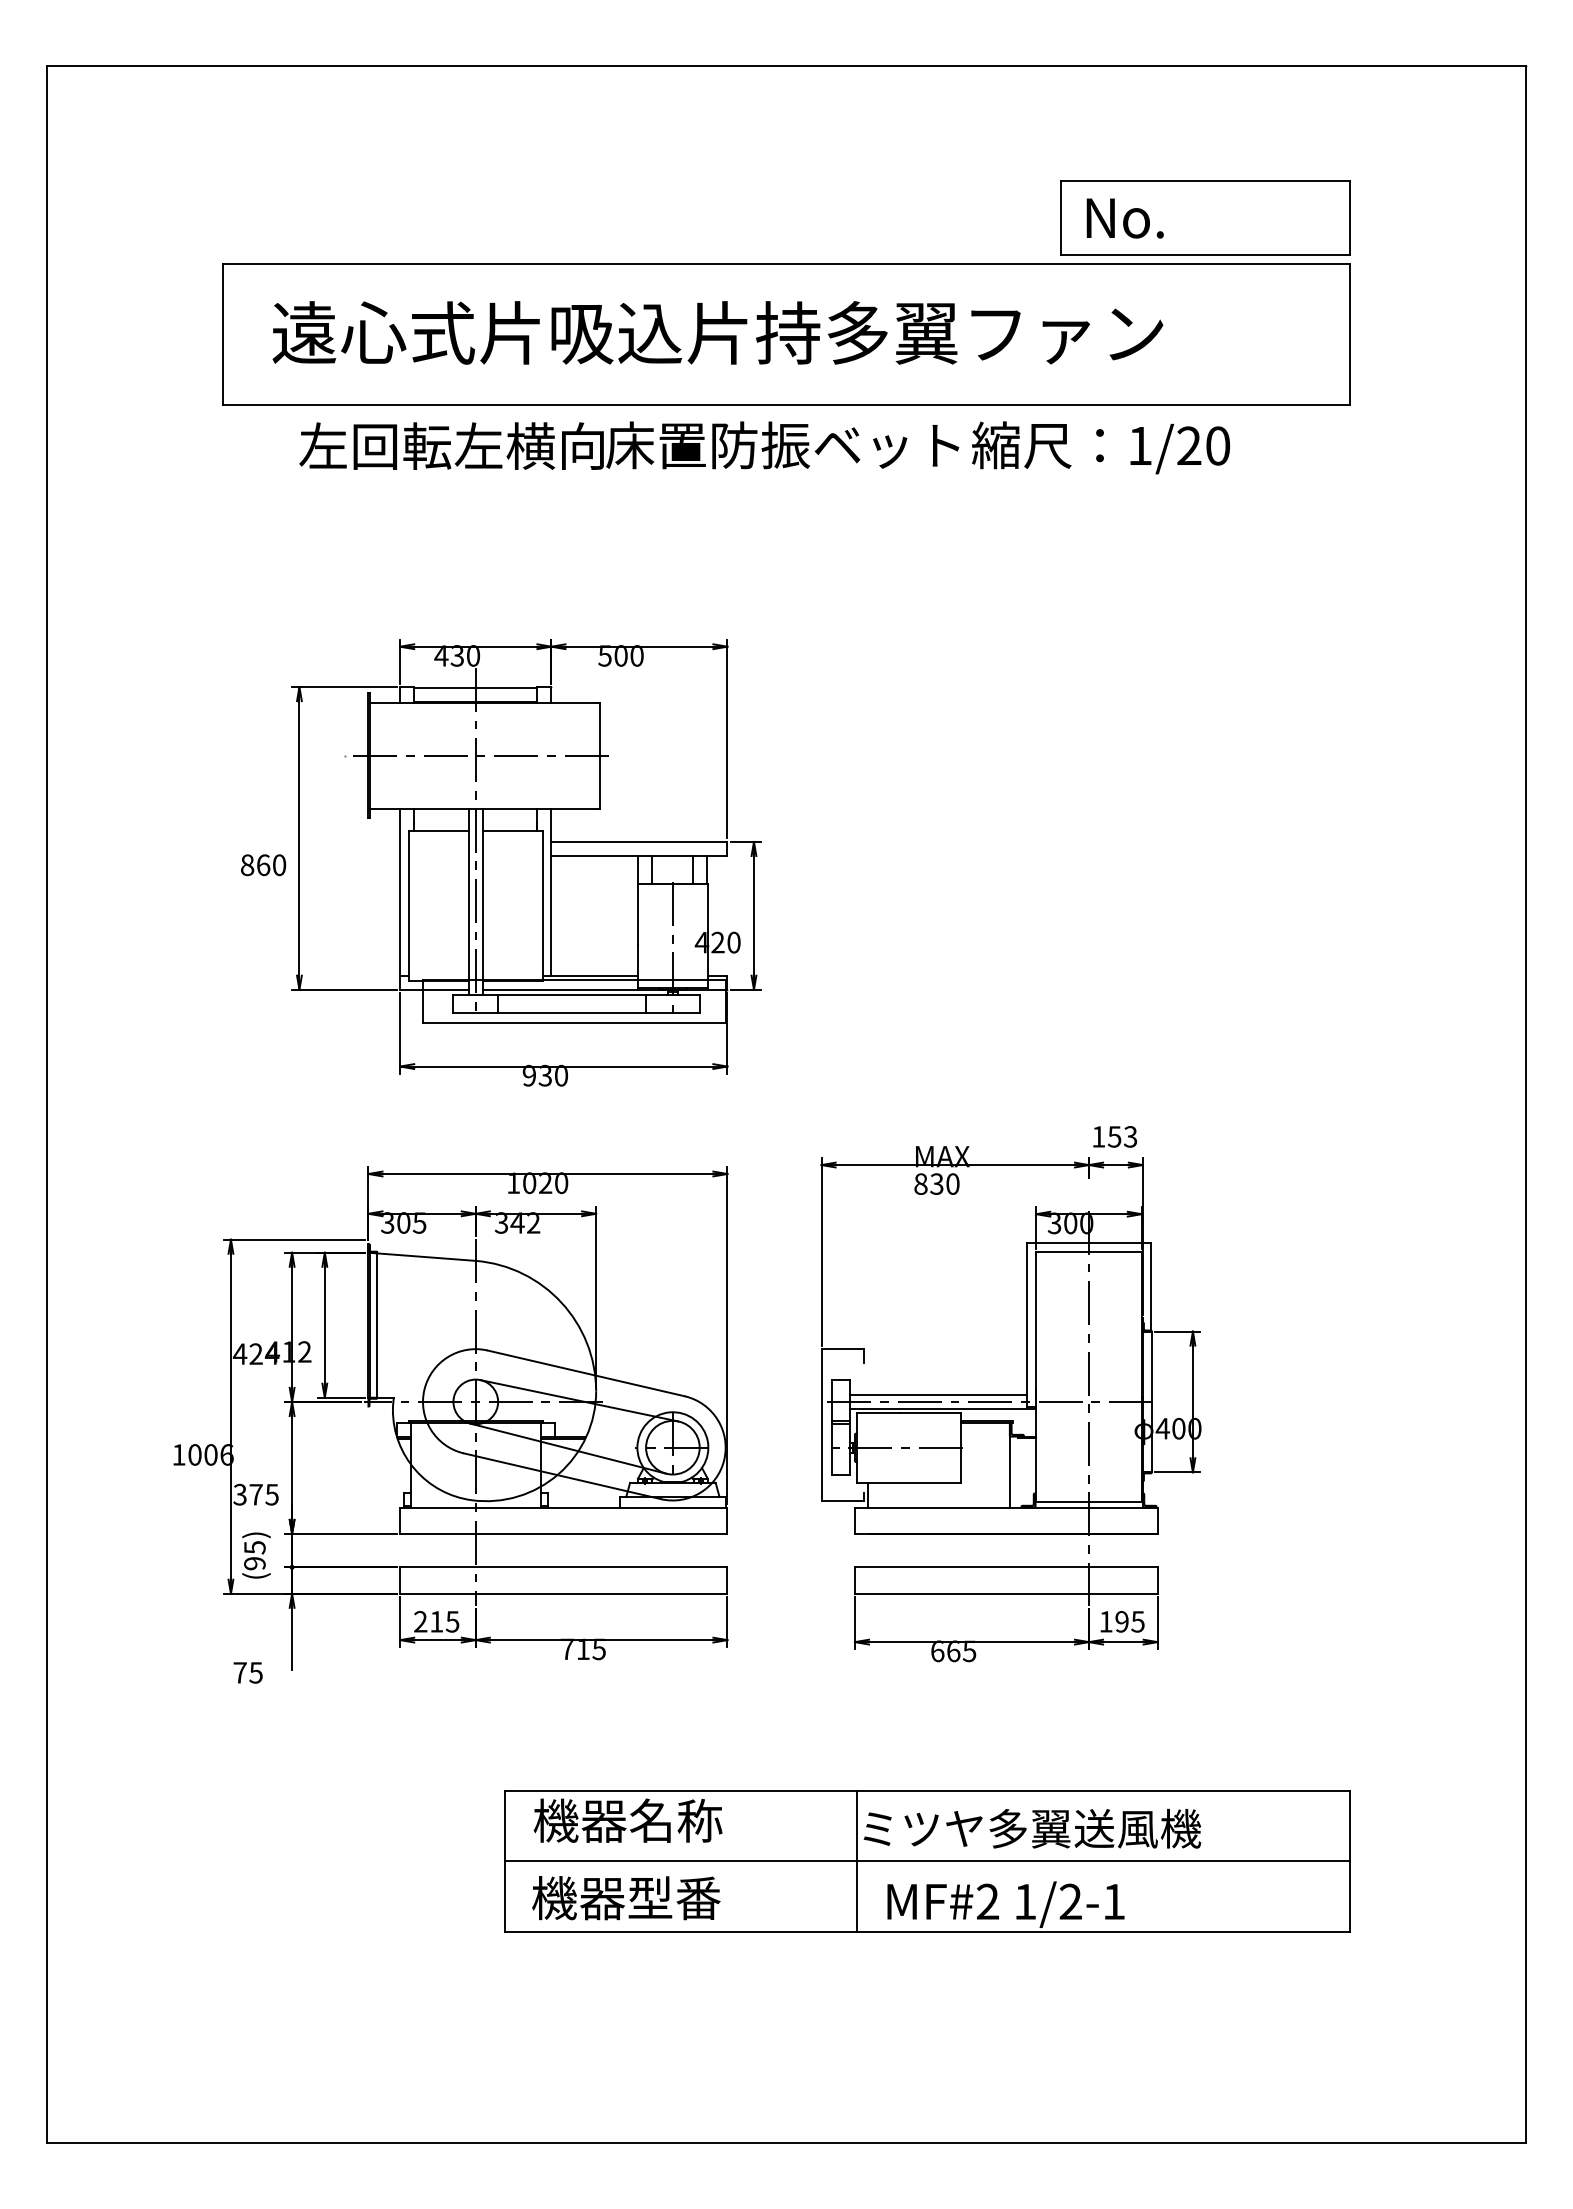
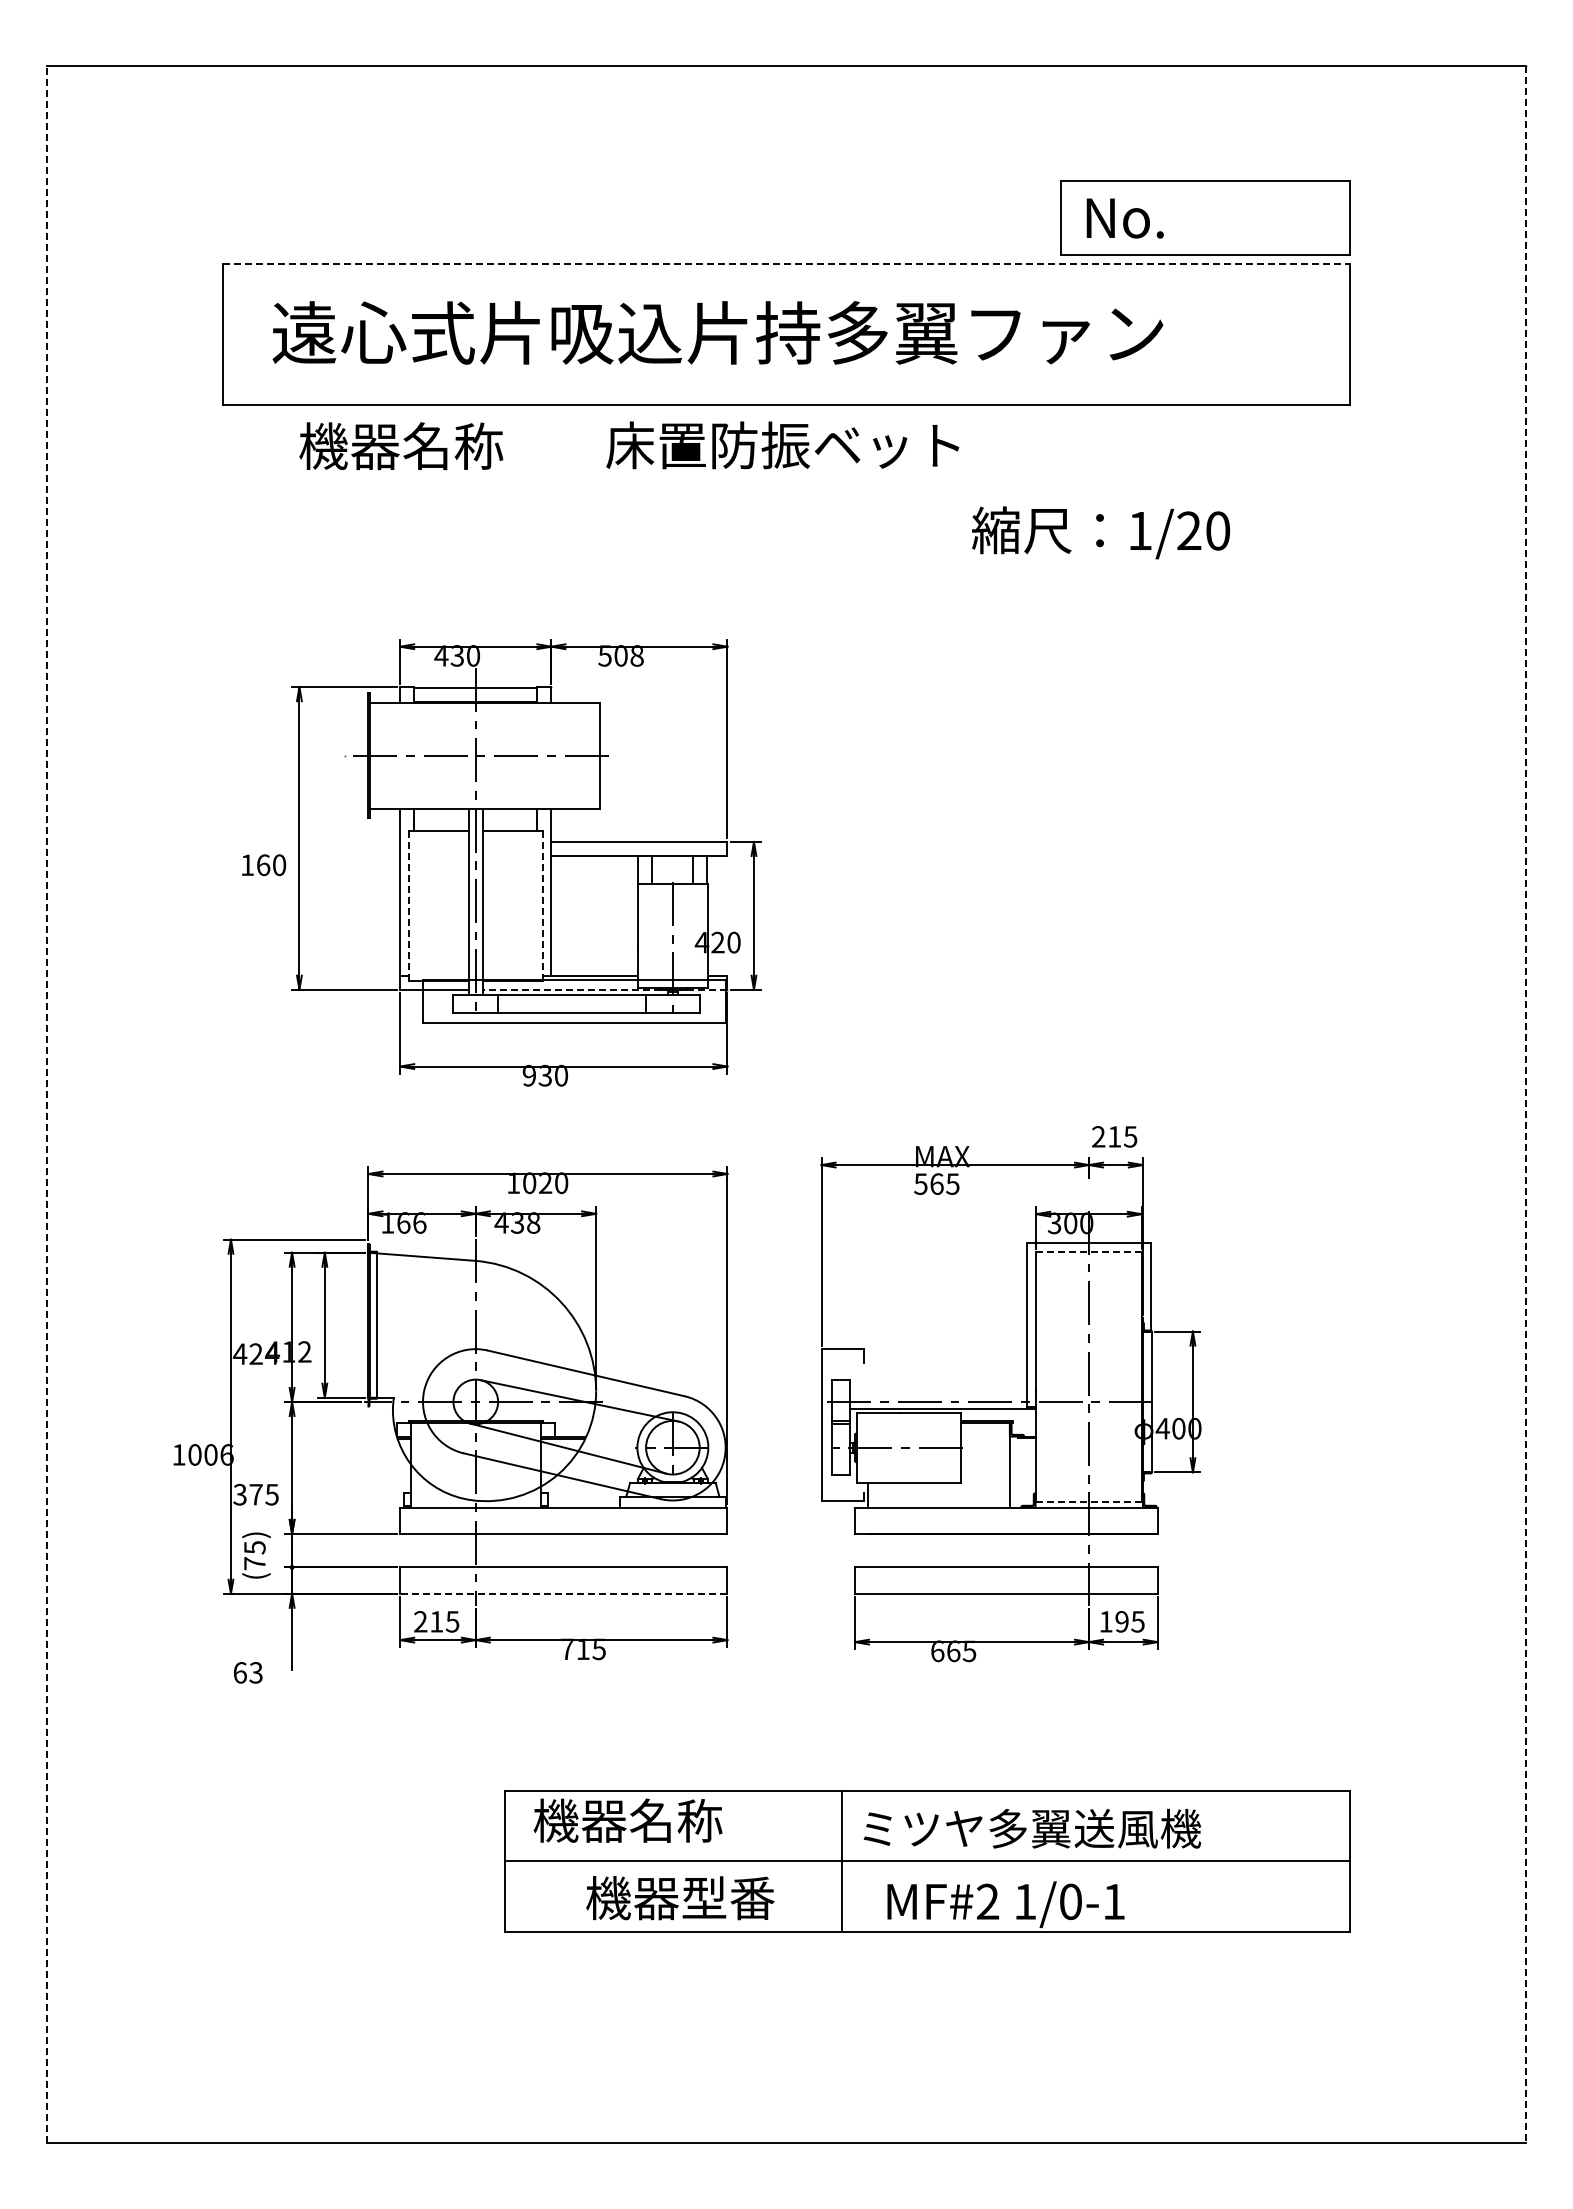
line: solid -> dashed (786, 263)
text: 左回転左横向 -> 機器名称 (451, 446)
text position: (1100, 447) -> (1100, 532) (1100, 532)
text: 500 -> 508 (636, 655)
text: 860 -> 160 (247, 865)
line: solid -> dashed (408, 906)
line: solid -> dashed (542, 906)
line: solid -> dashed (604, 989)
line: solid -> dashed (47, 1104)
line: solid -> dashed (1525, 1104)
text: 153 -> 215 (1114, 1136)
text: 830 -> 565 (936, 1183)
text: 305 -> 166 (403, 1222)
text: 342 -> 438 (517, 1222)
line: solid -> dashed (1089, 1252)
line: present -> none (937, 1394)
line: solid -> dashed (1089, 1501)
text: (95) -> (75) (254, 1563)
line: solid -> dashed (563, 1593)
text: 75 -> 63 (247, 1672)
line position: (856, 1860) -> (841, 1860) (841, 1860)
text position: (626, 1898) -> (680, 1898) (680, 1898)
text: 1/2-1 -> 1/0-1 (1070, 1901)
